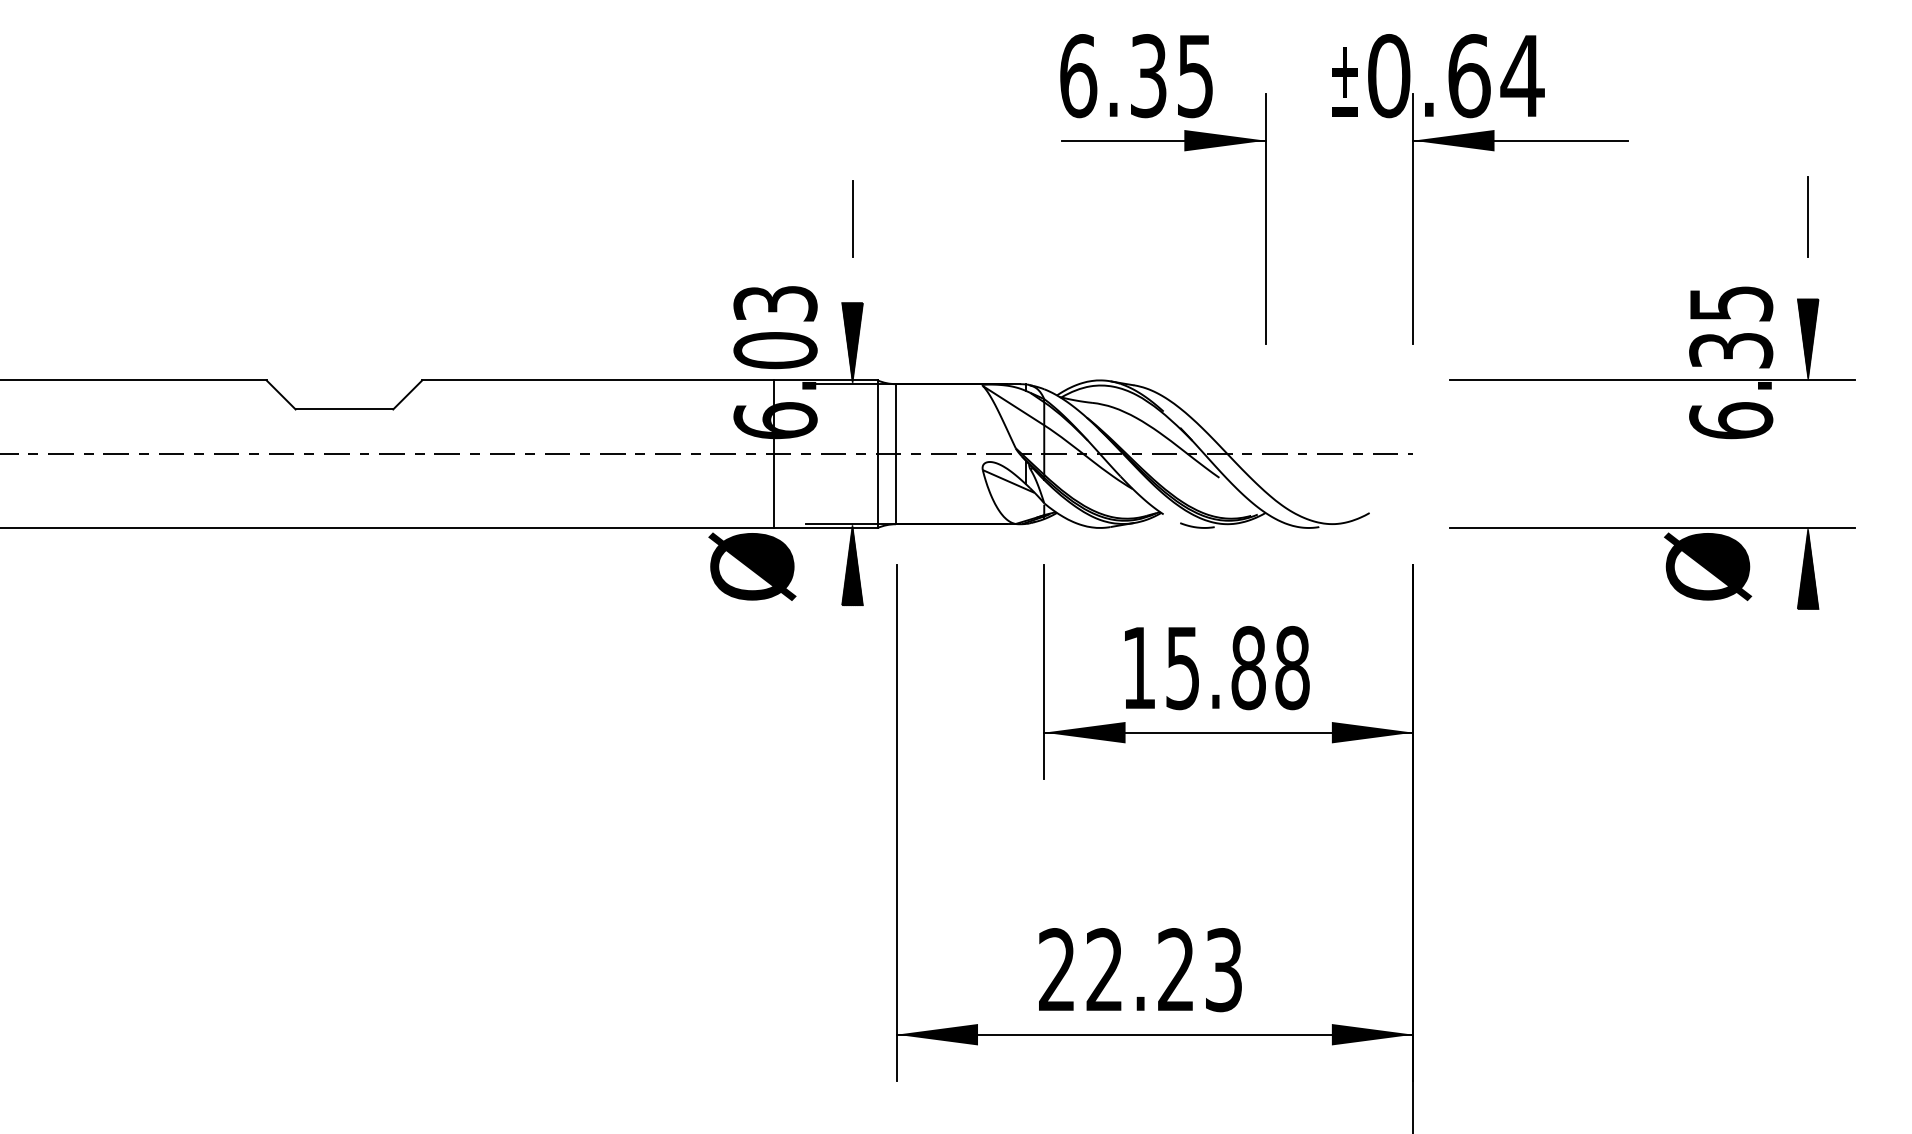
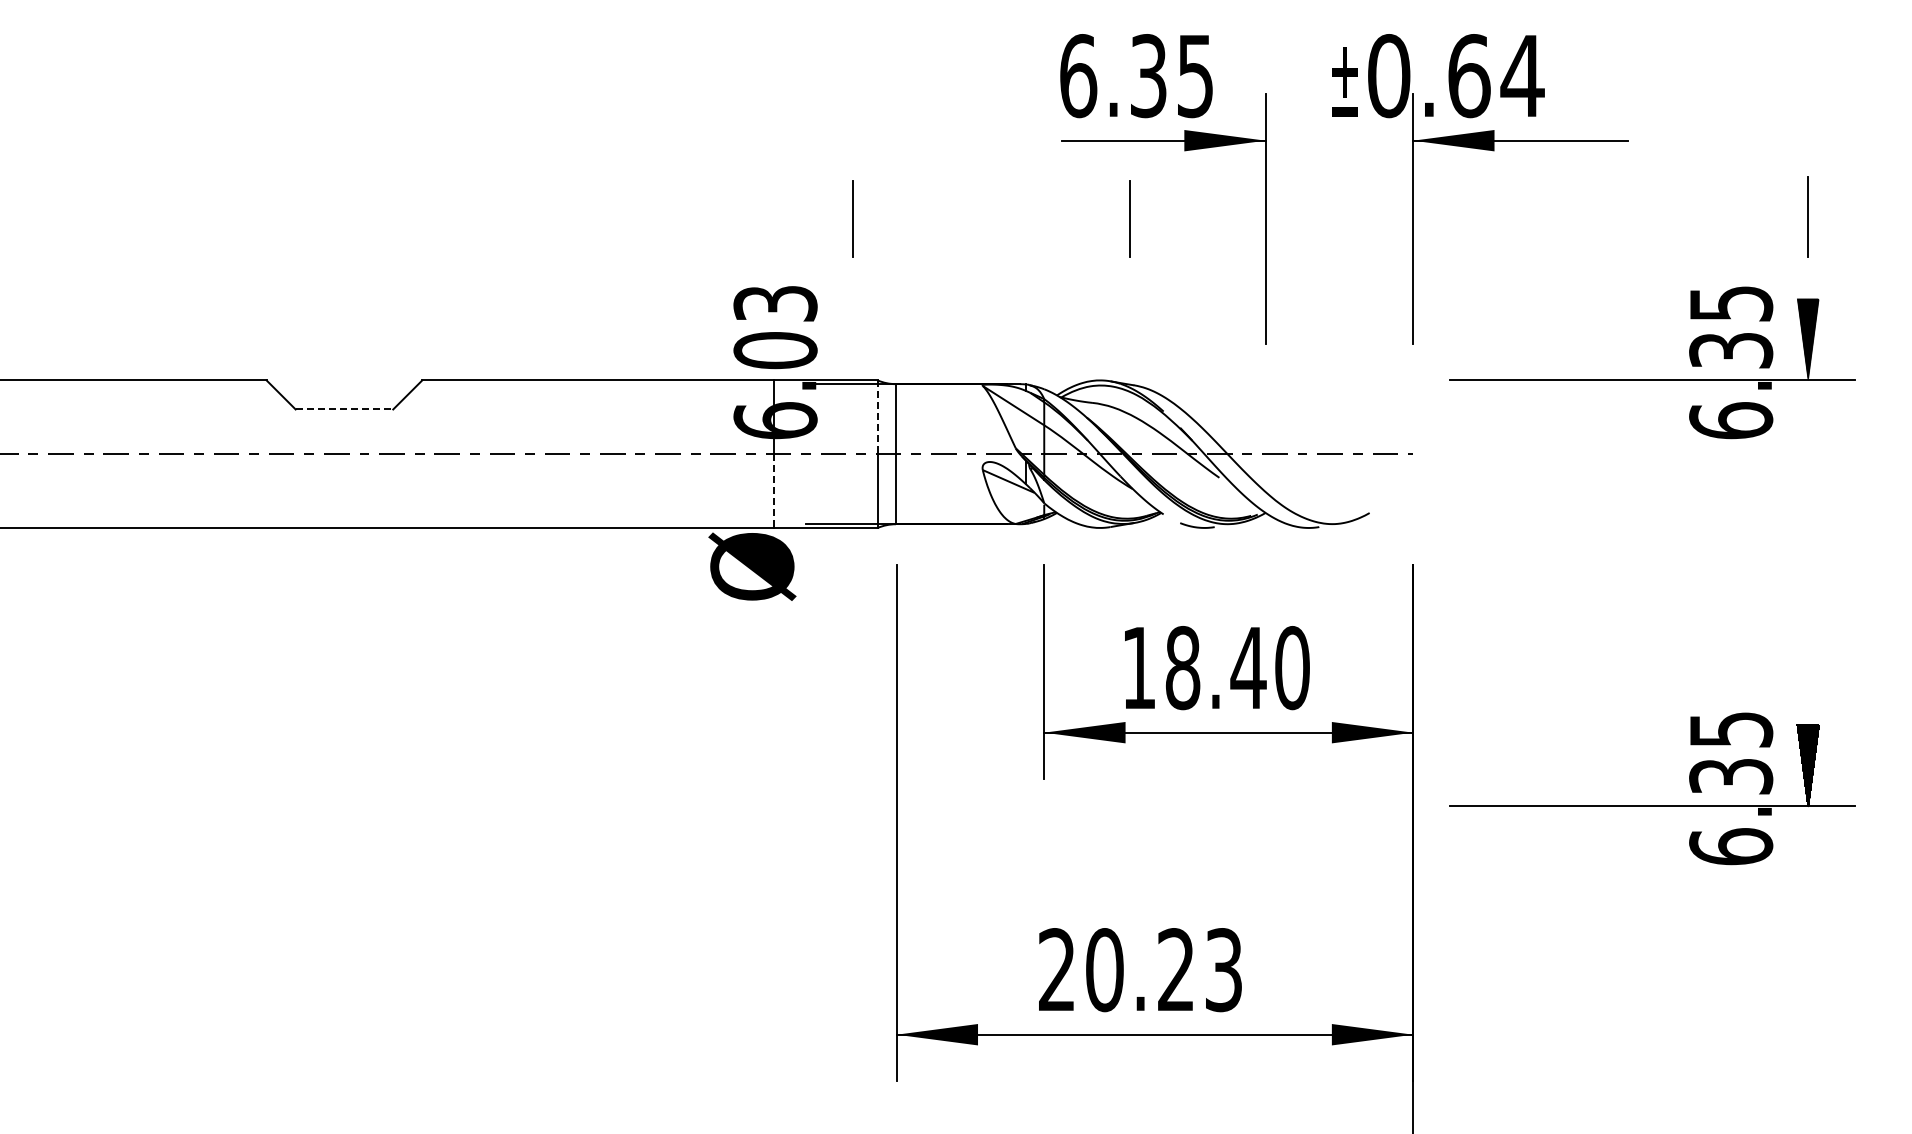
line: none -> present (1129, 218)
hatch: present -> none (852, 342)
line: solid -> dashed (344, 409)
line: solid -> dashed (877, 417)
line: solid -> dashed (774, 491)
hatch: present -> none (852, 564)
part: present -> none (1665, 567)
text: 15.88 -> 18.40 (1237, 668)
part: none -> present (1652, 805)
text: 22.23 -> 20.23 (1104, 970)
